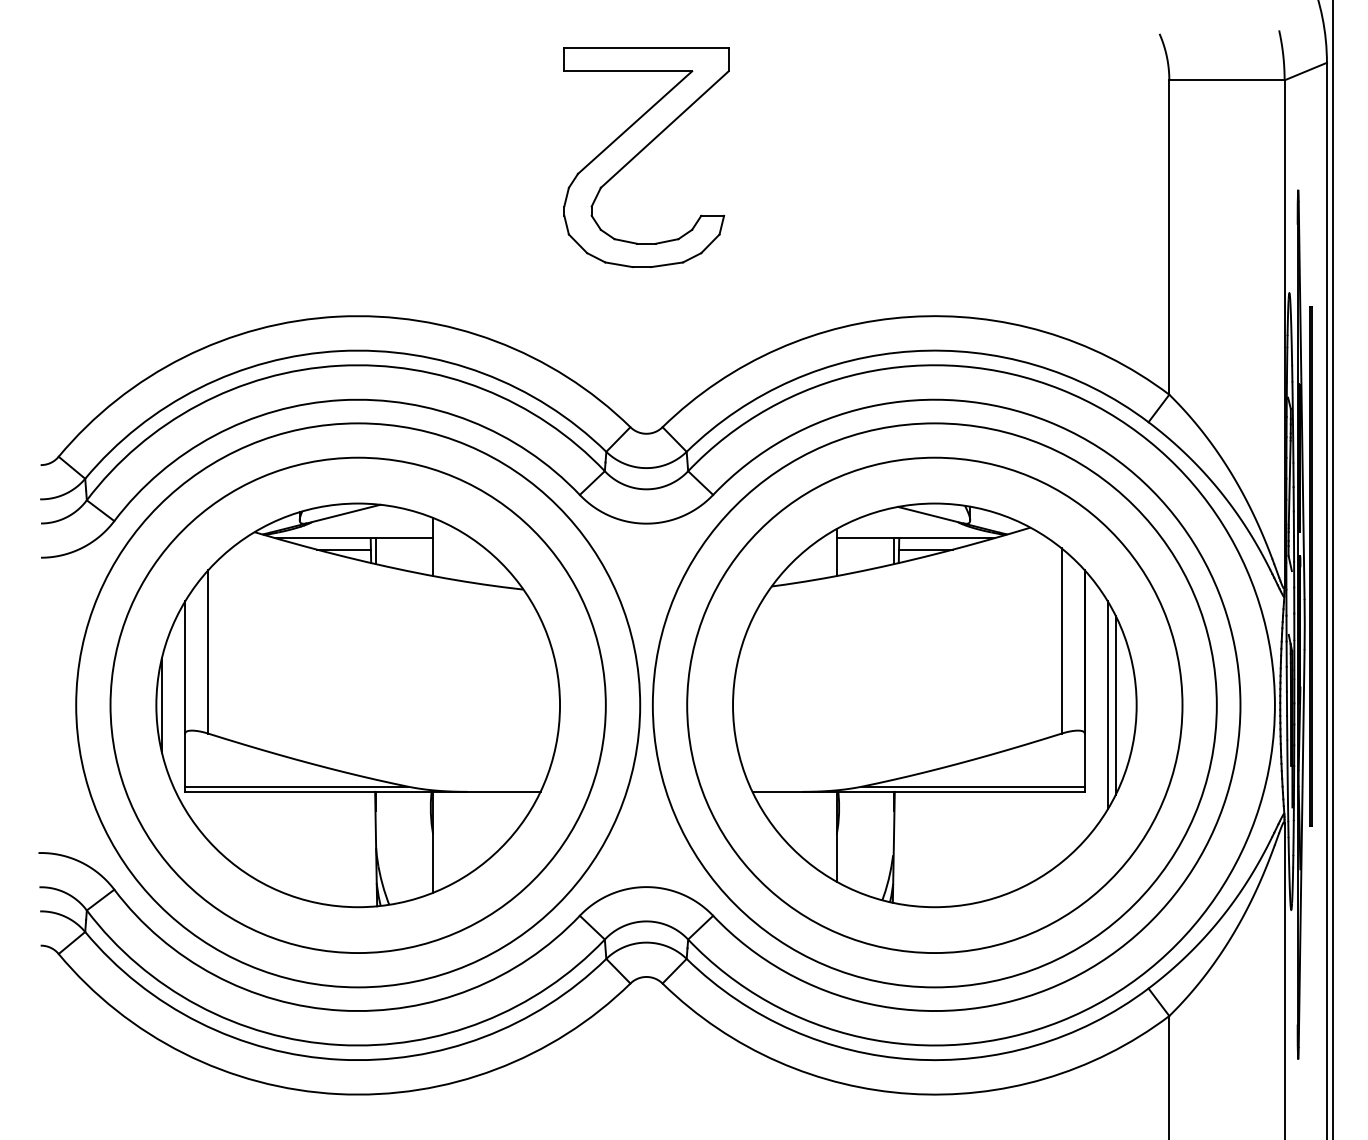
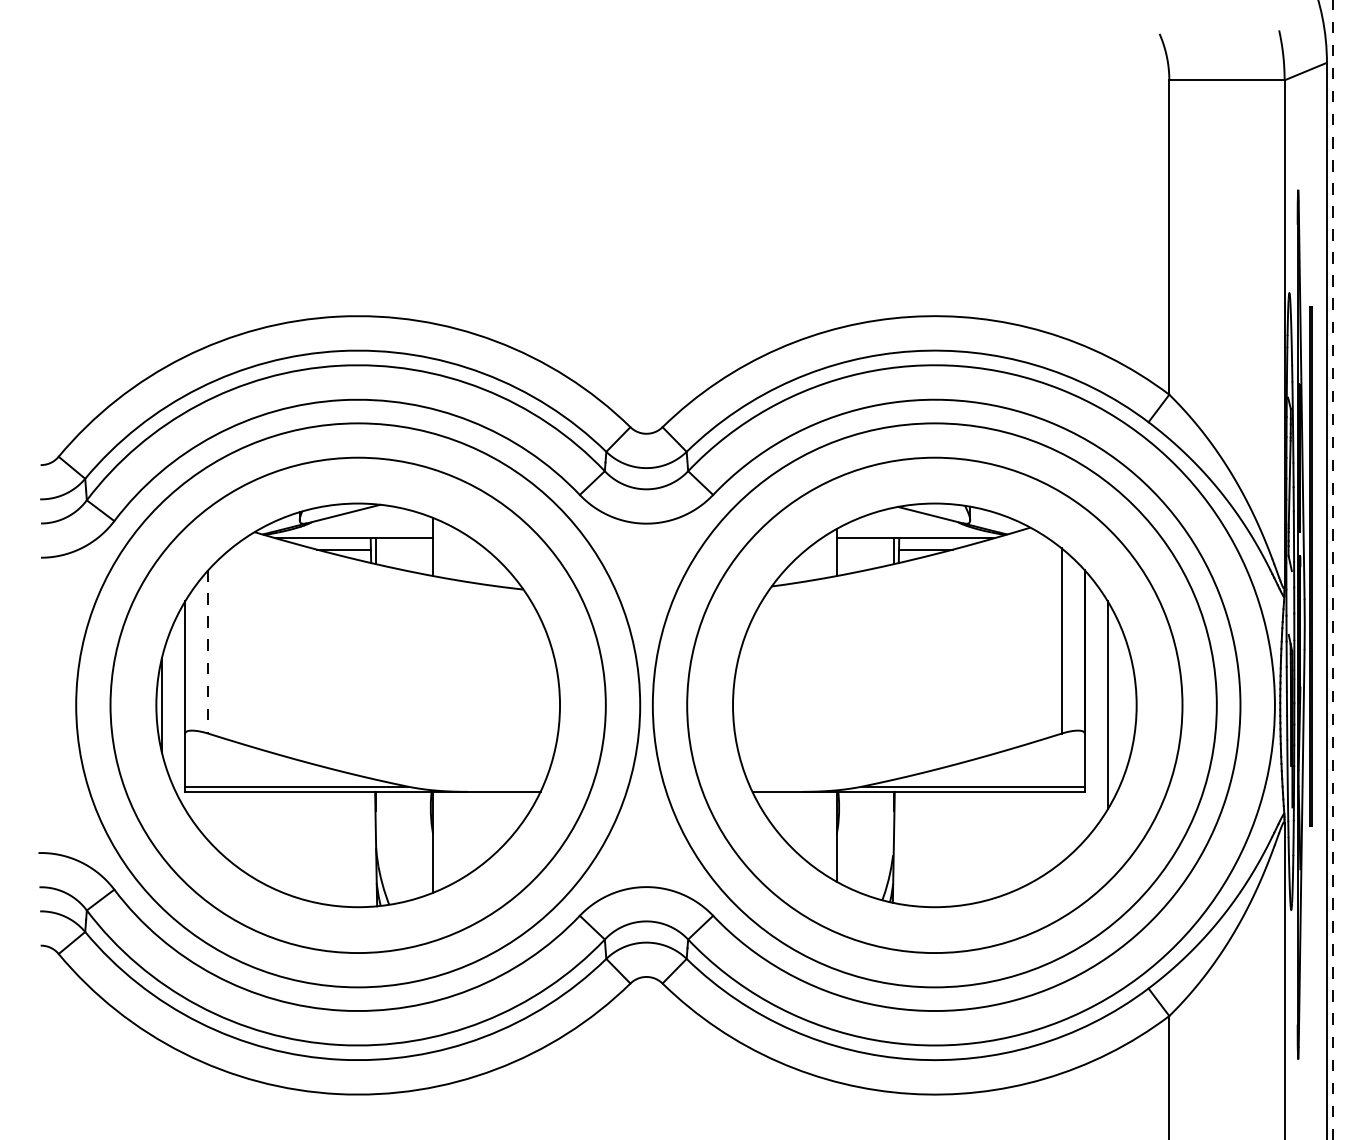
part: present -> none (641, 152)
line: solid -> dashed (1332, 569)
line: solid -> dashed (208, 651)
line: present -> none (1115, 705)
